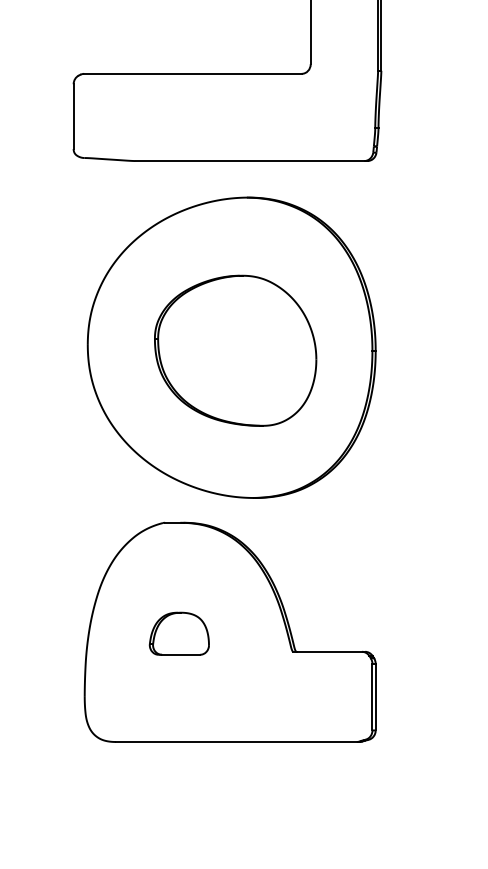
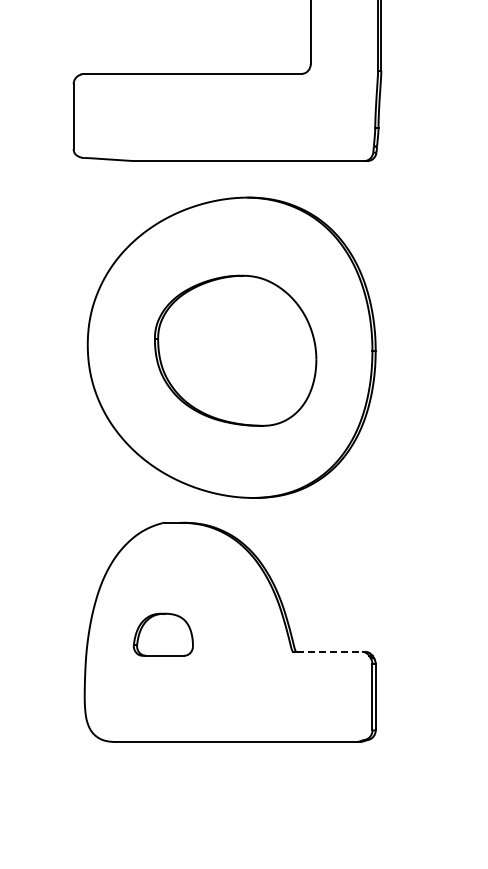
part position: (178, 633) -> (162, 634) (162, 634)
line: solid -> dashed (331, 651)
